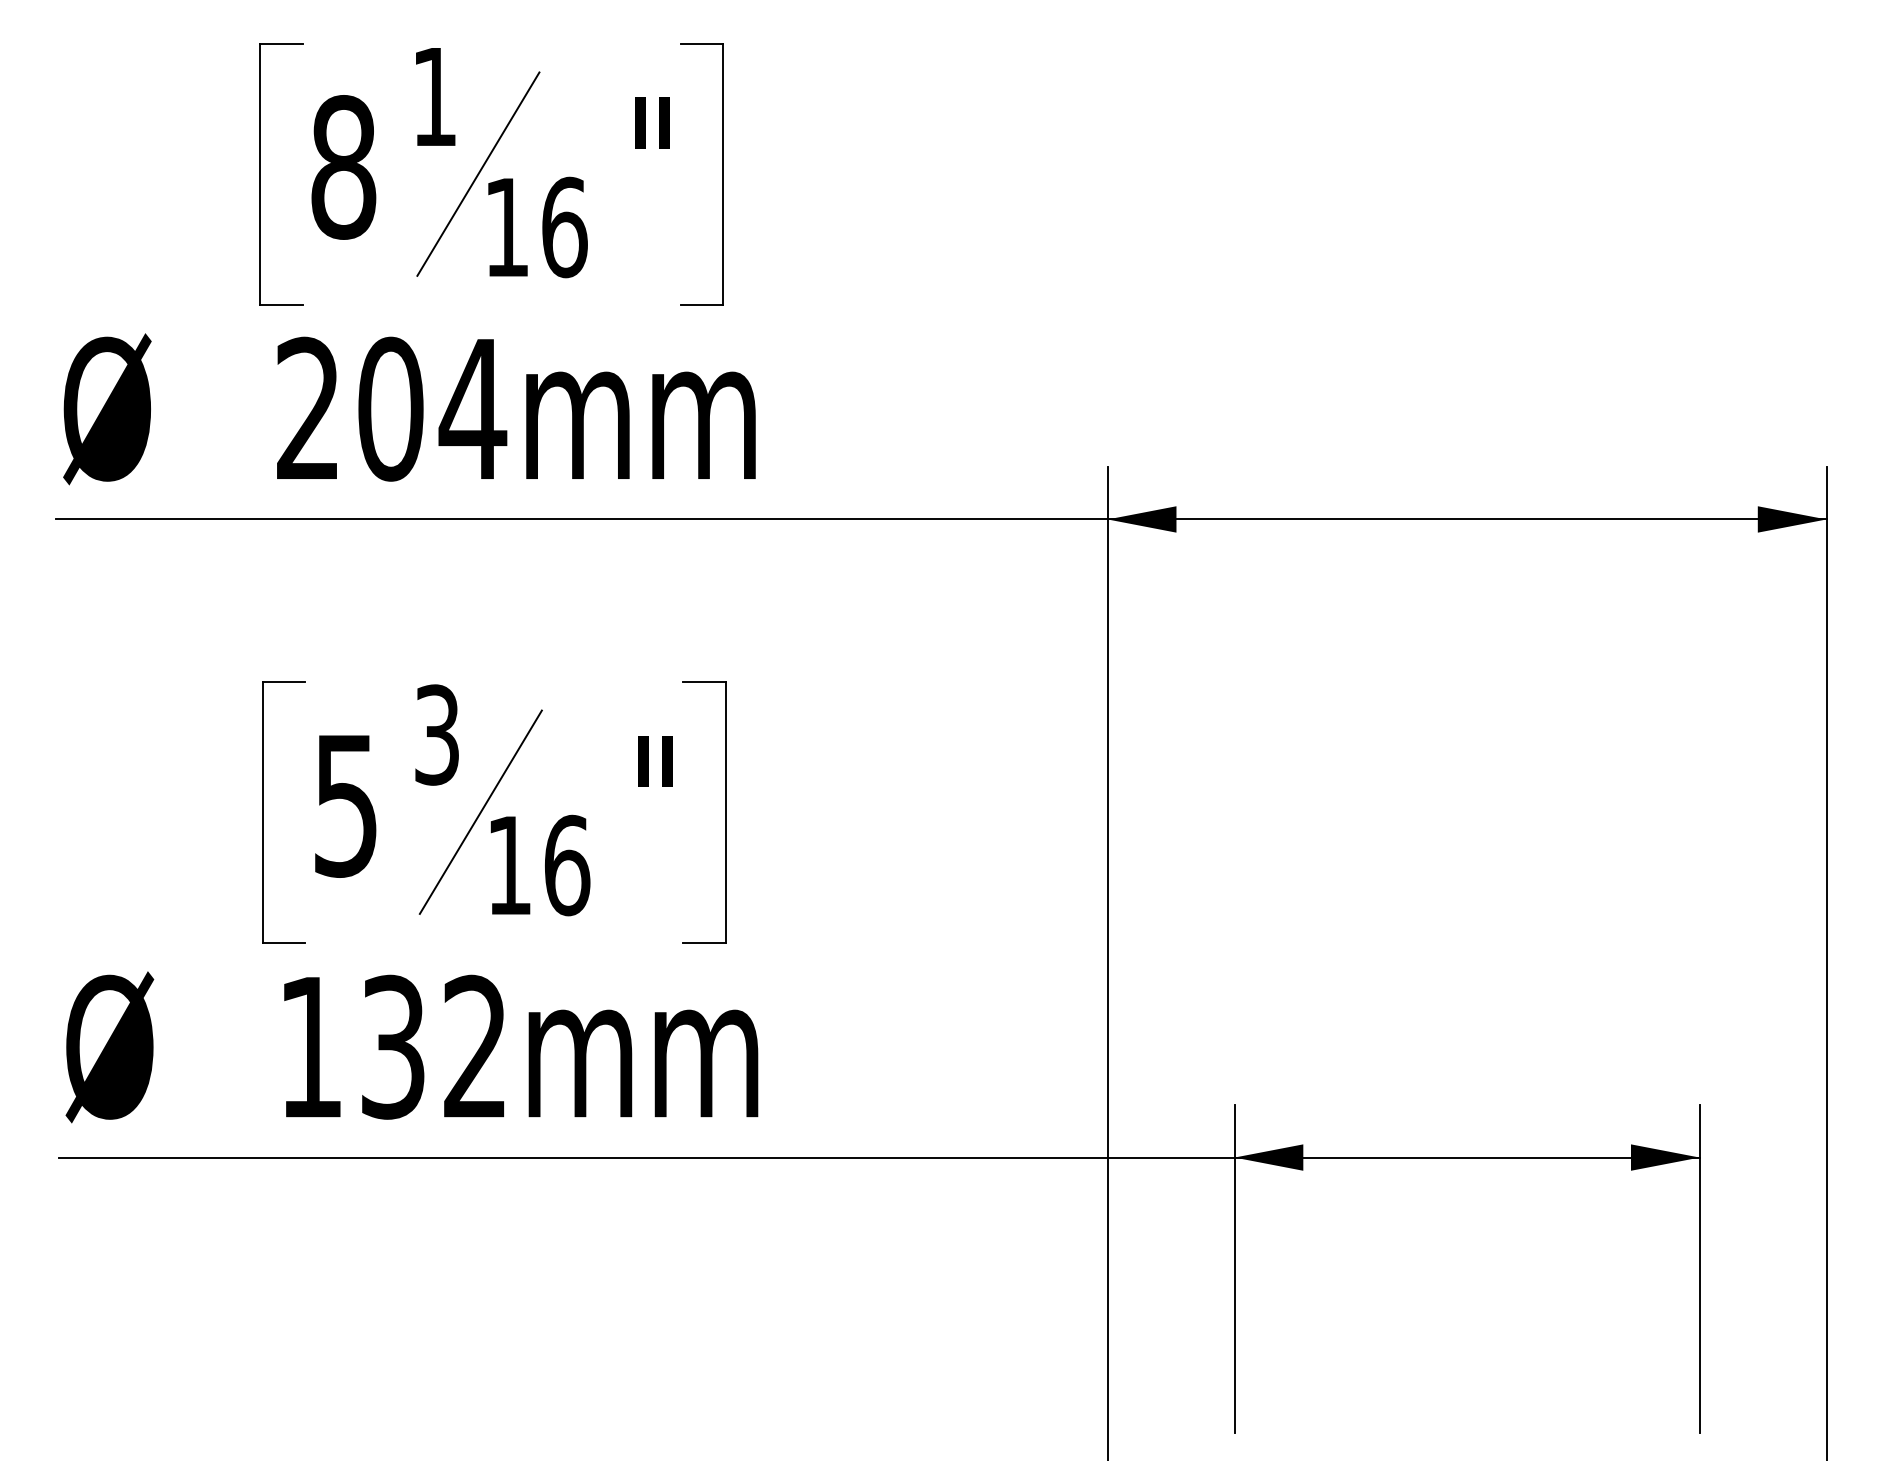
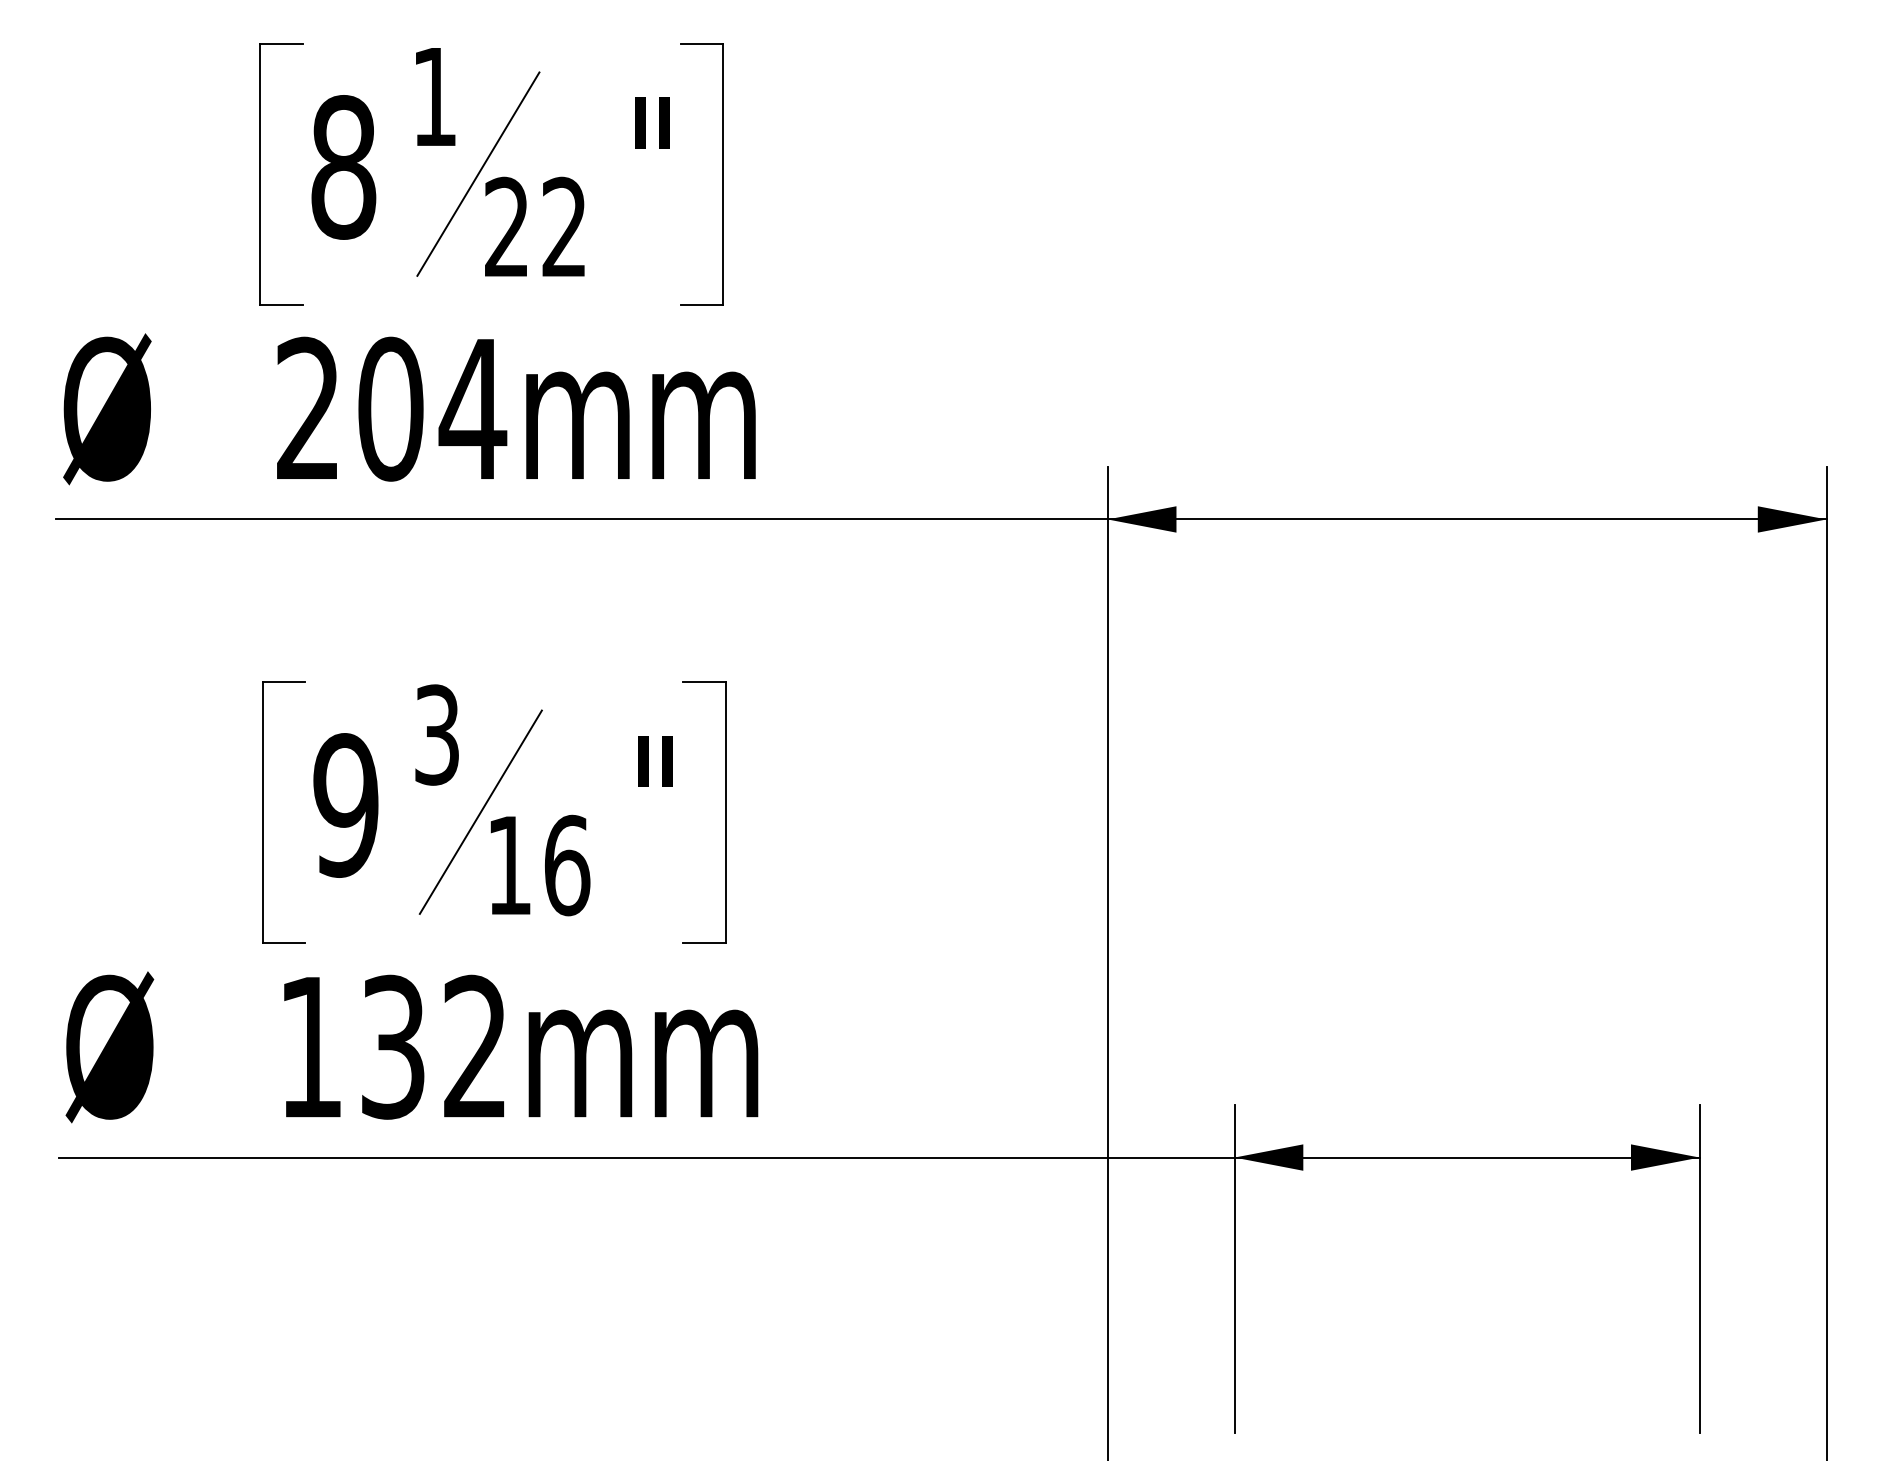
text: 16 -> 22 (536, 227)
text: 5 -> 9 (345, 805)
